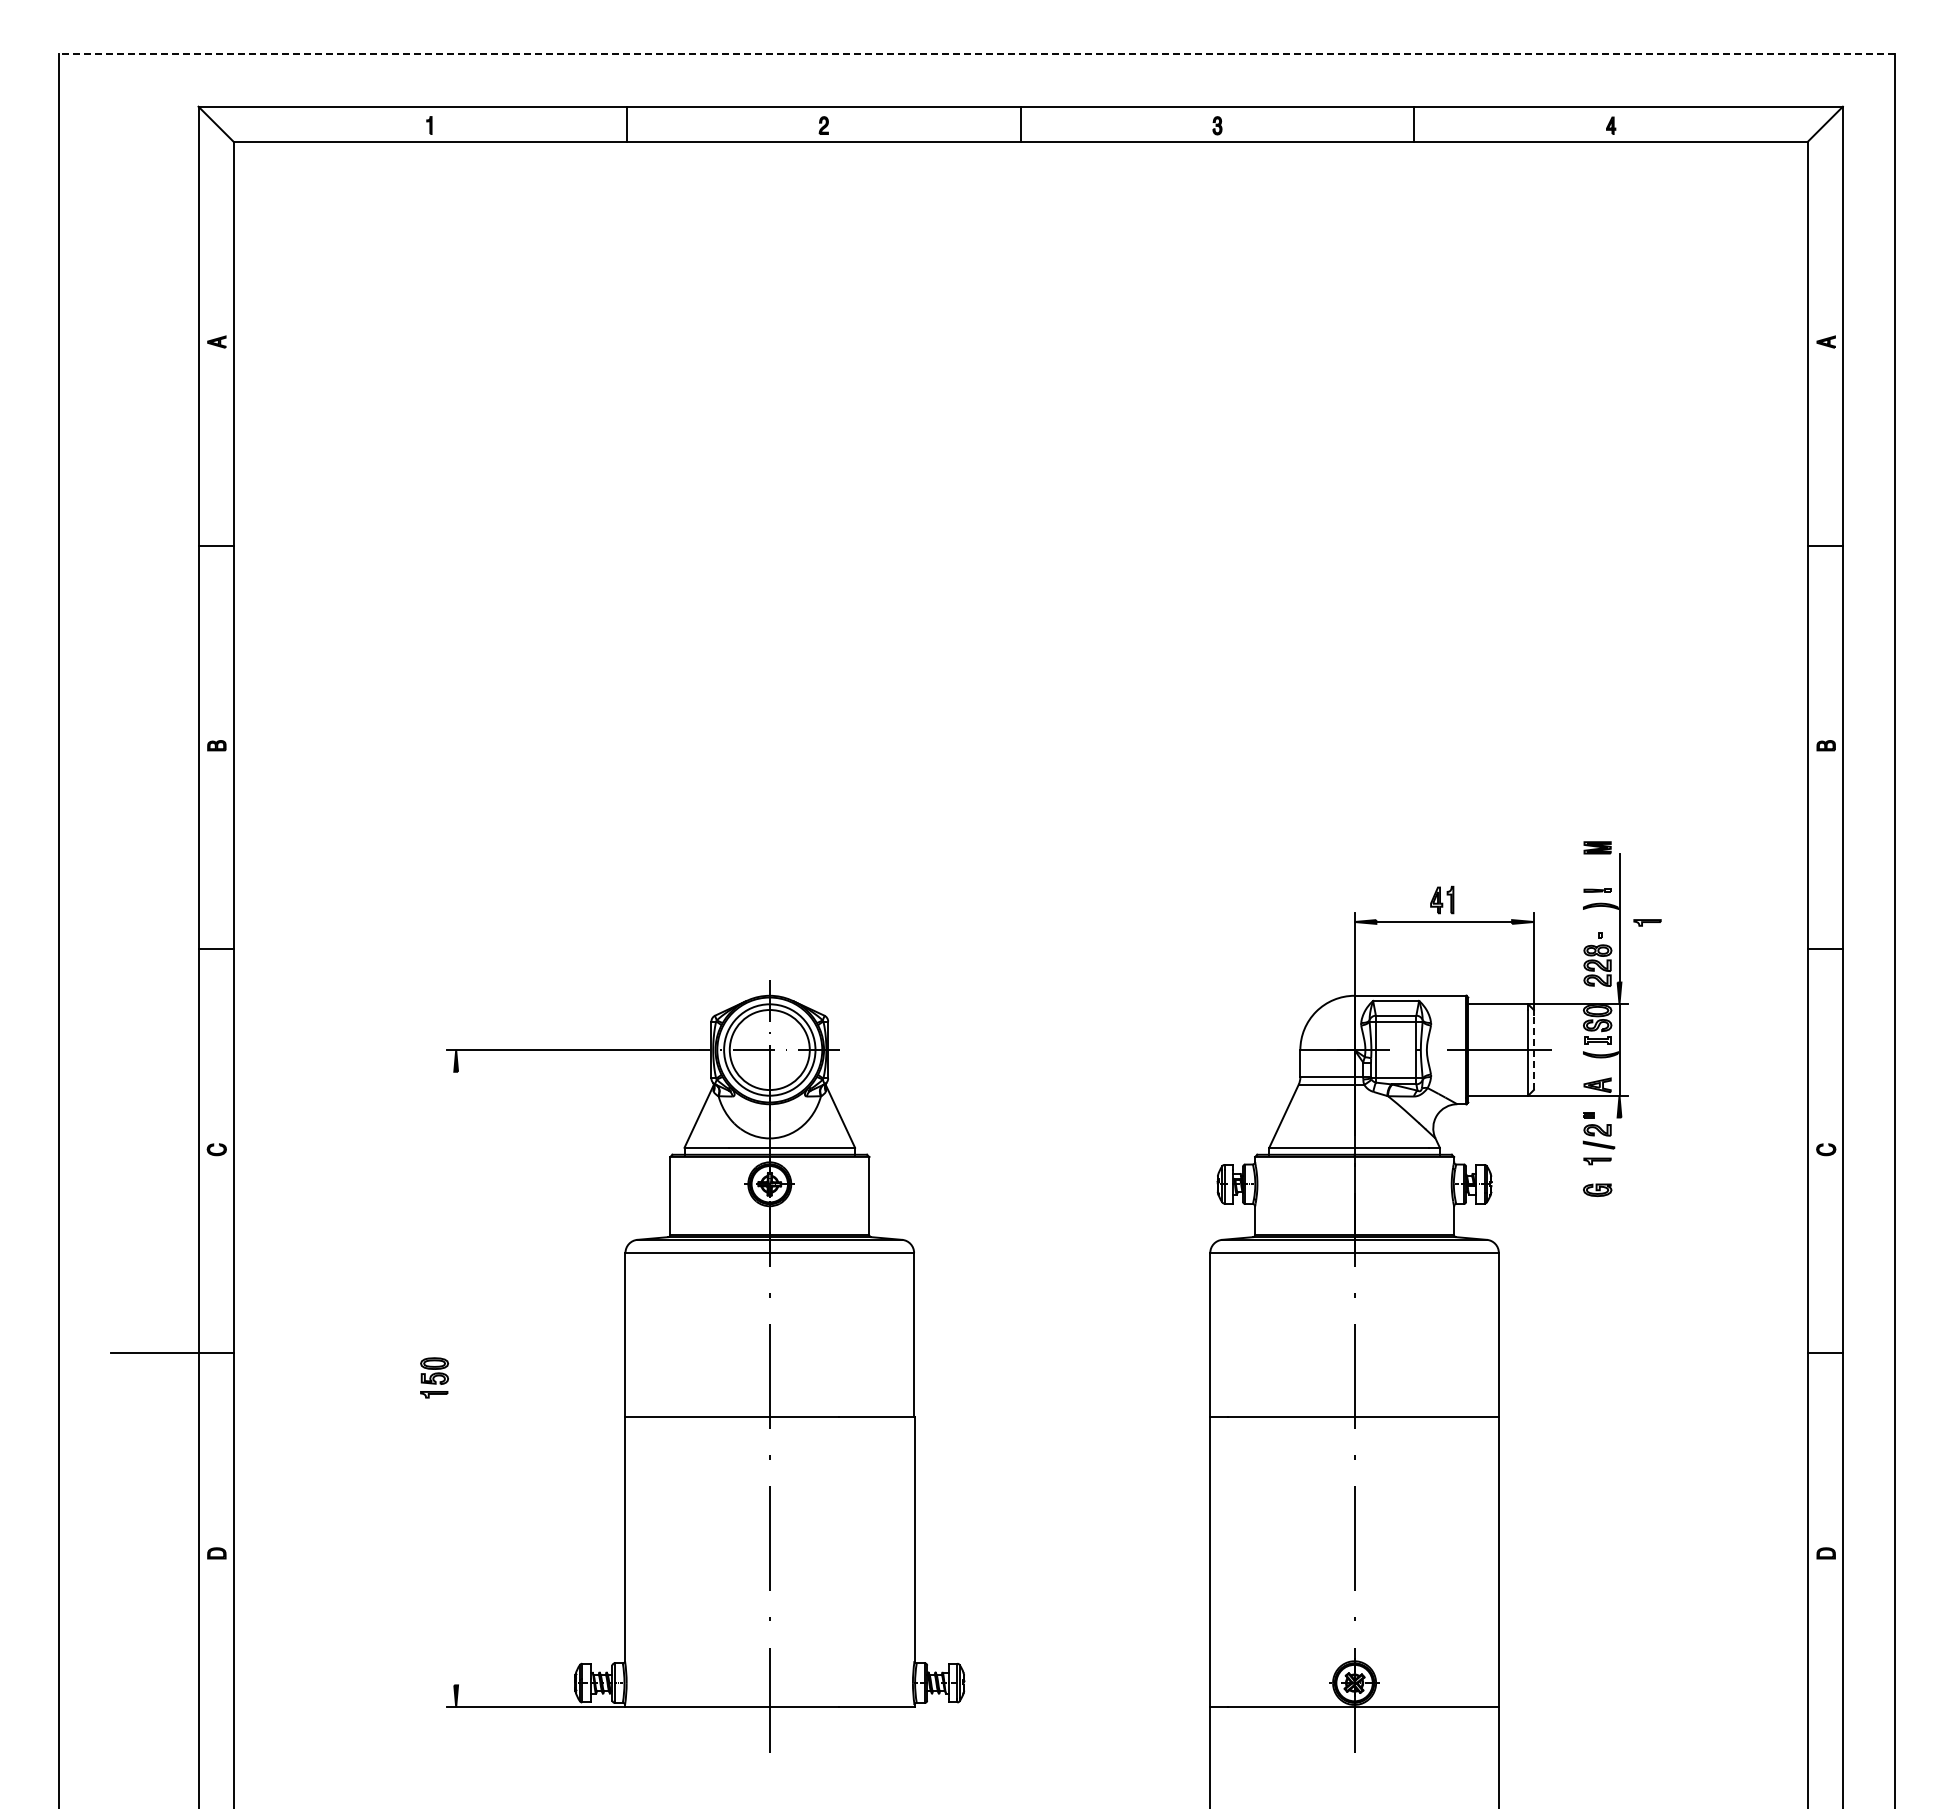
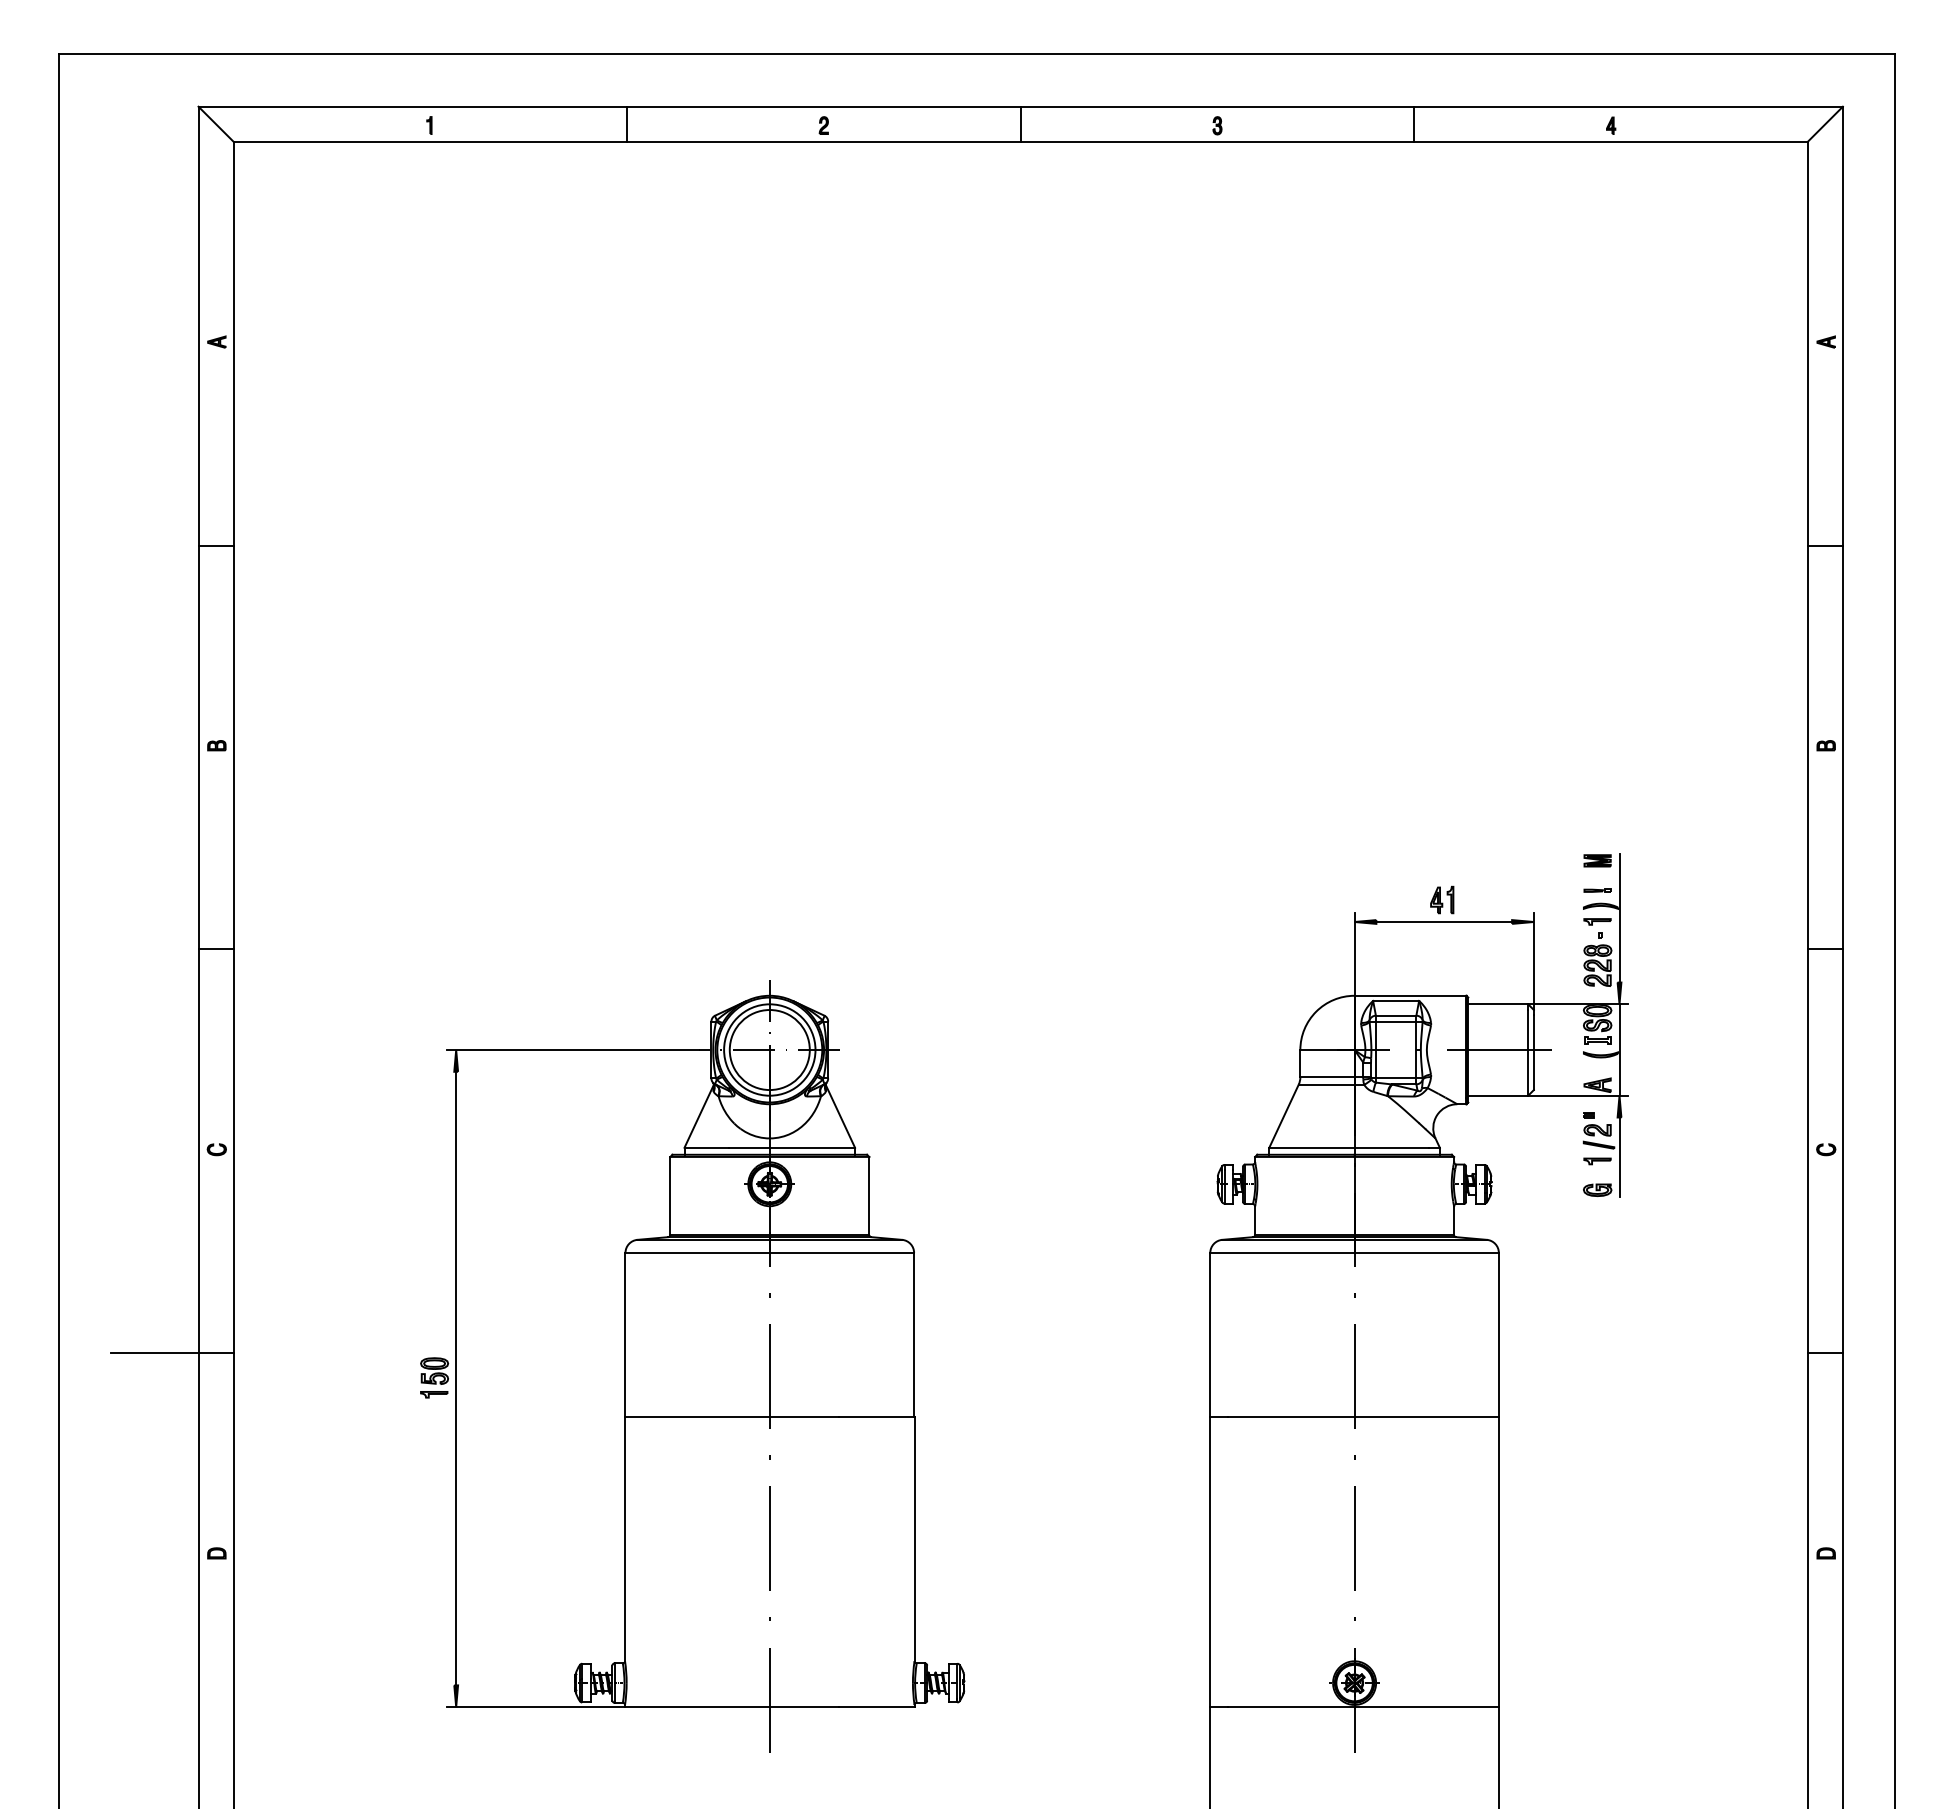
line: dashed -> solid (976, 54)
part position: (1597, 847) -> (1597, 860) (1597, 860)
part position: (1647, 922) -> (1597, 921) (1597, 921)
line: dashed -> solid (1533, 1052)
line: none -> present (1619, 1157)
line: none -> present (456, 1378)
